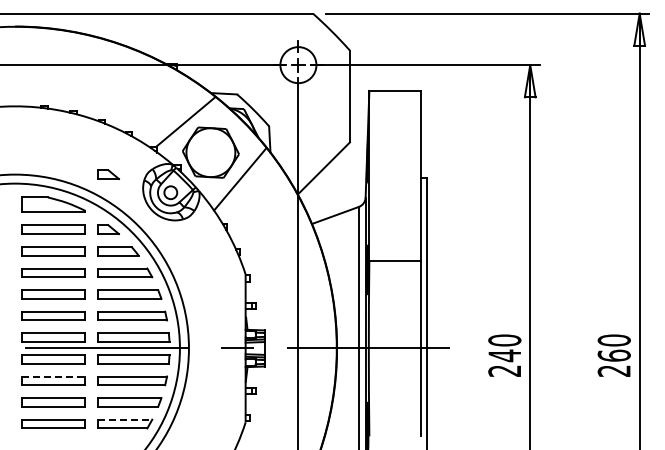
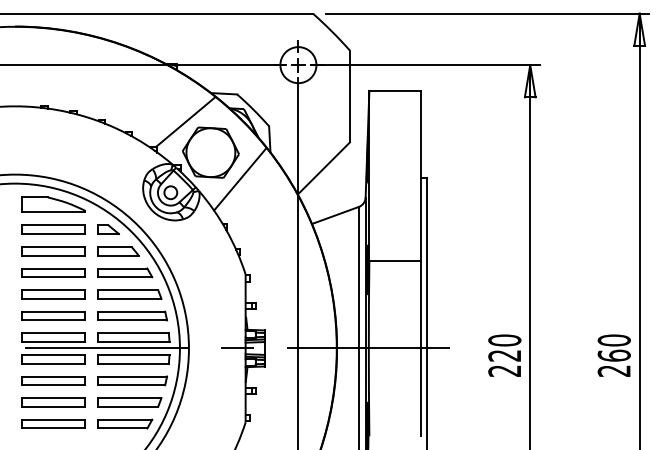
part: present -> none (108, 174)
text: 240 -> 220 (504, 355)
line: dashed -> solid (53, 376)
line: dashed -> solid (125, 419)
